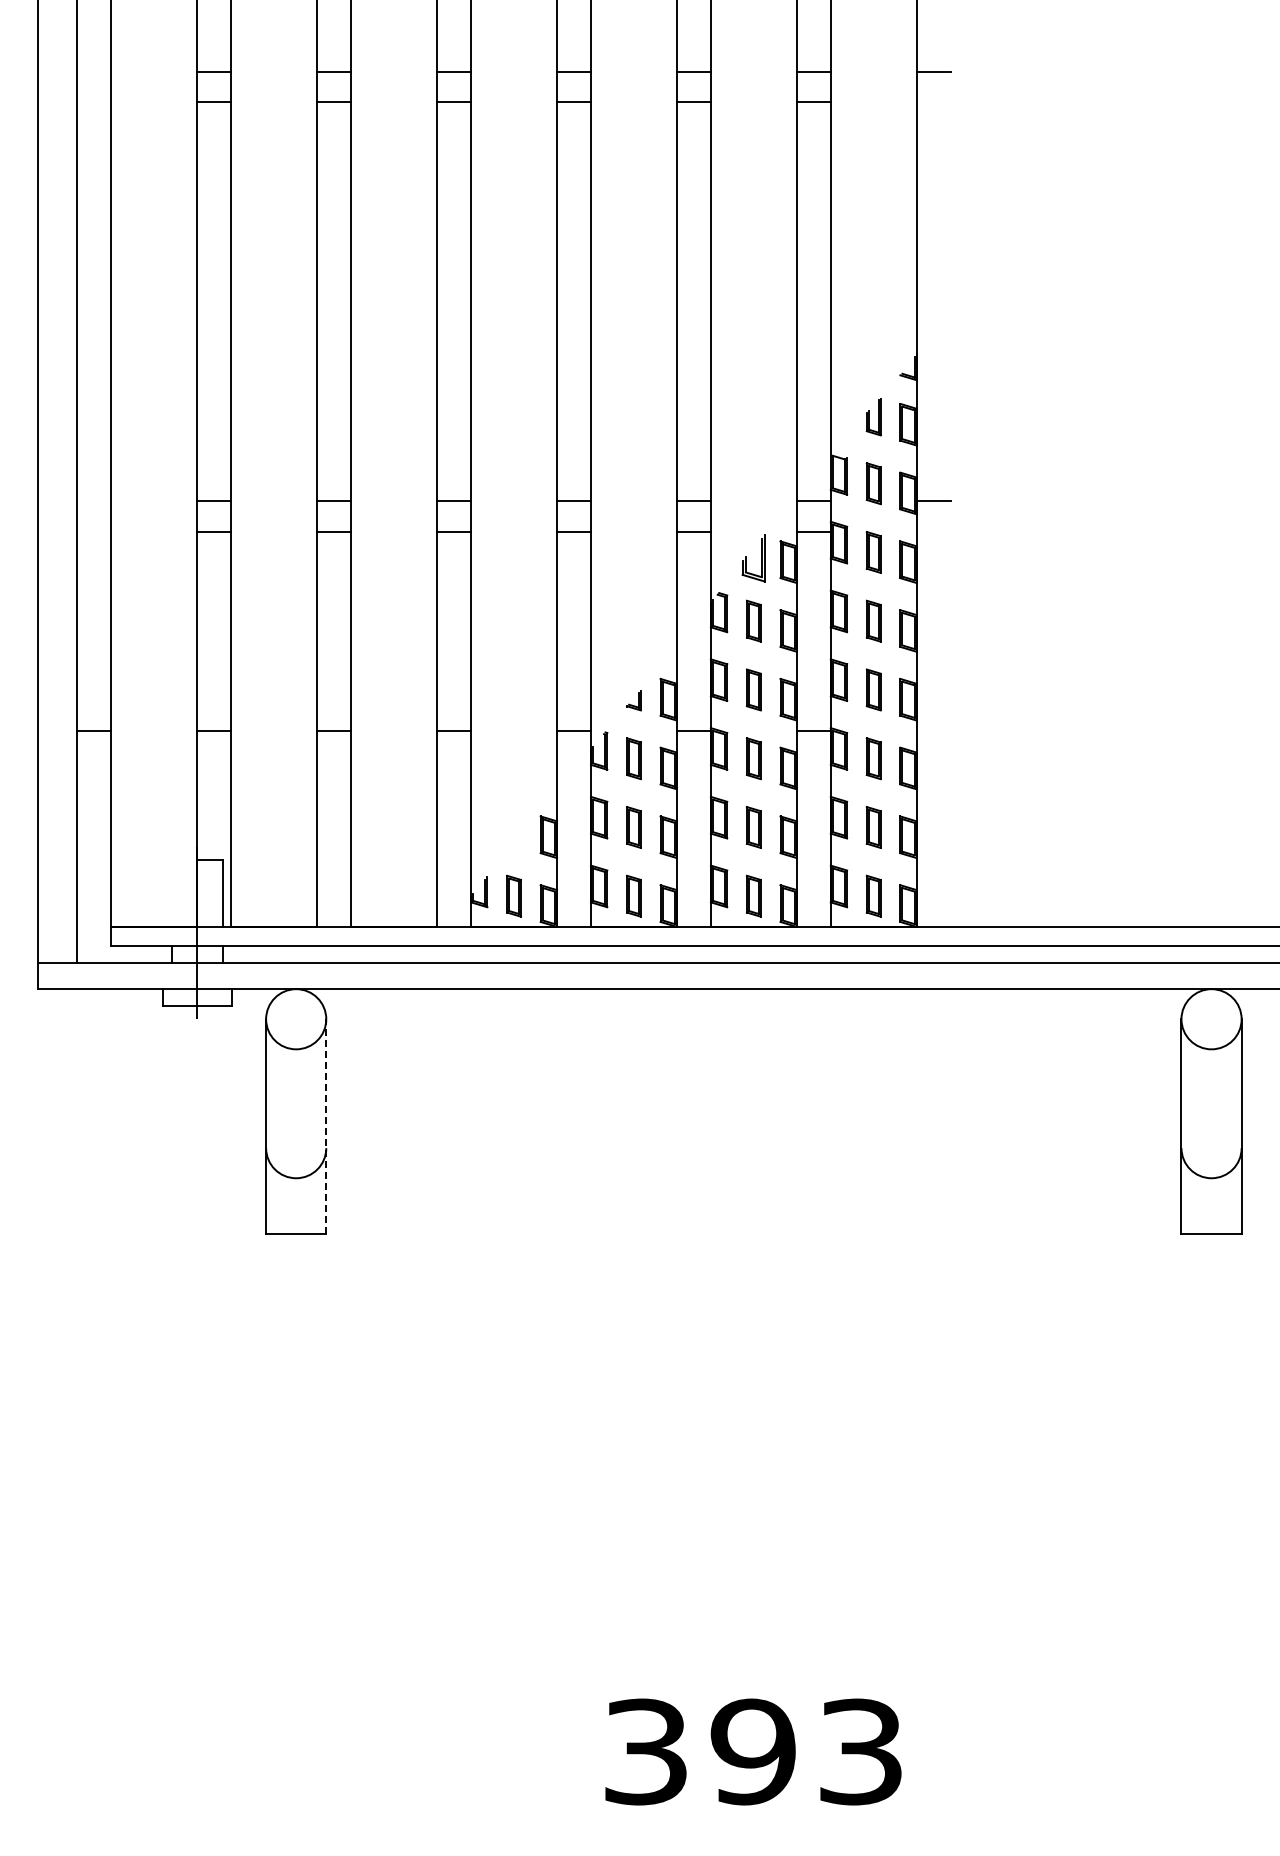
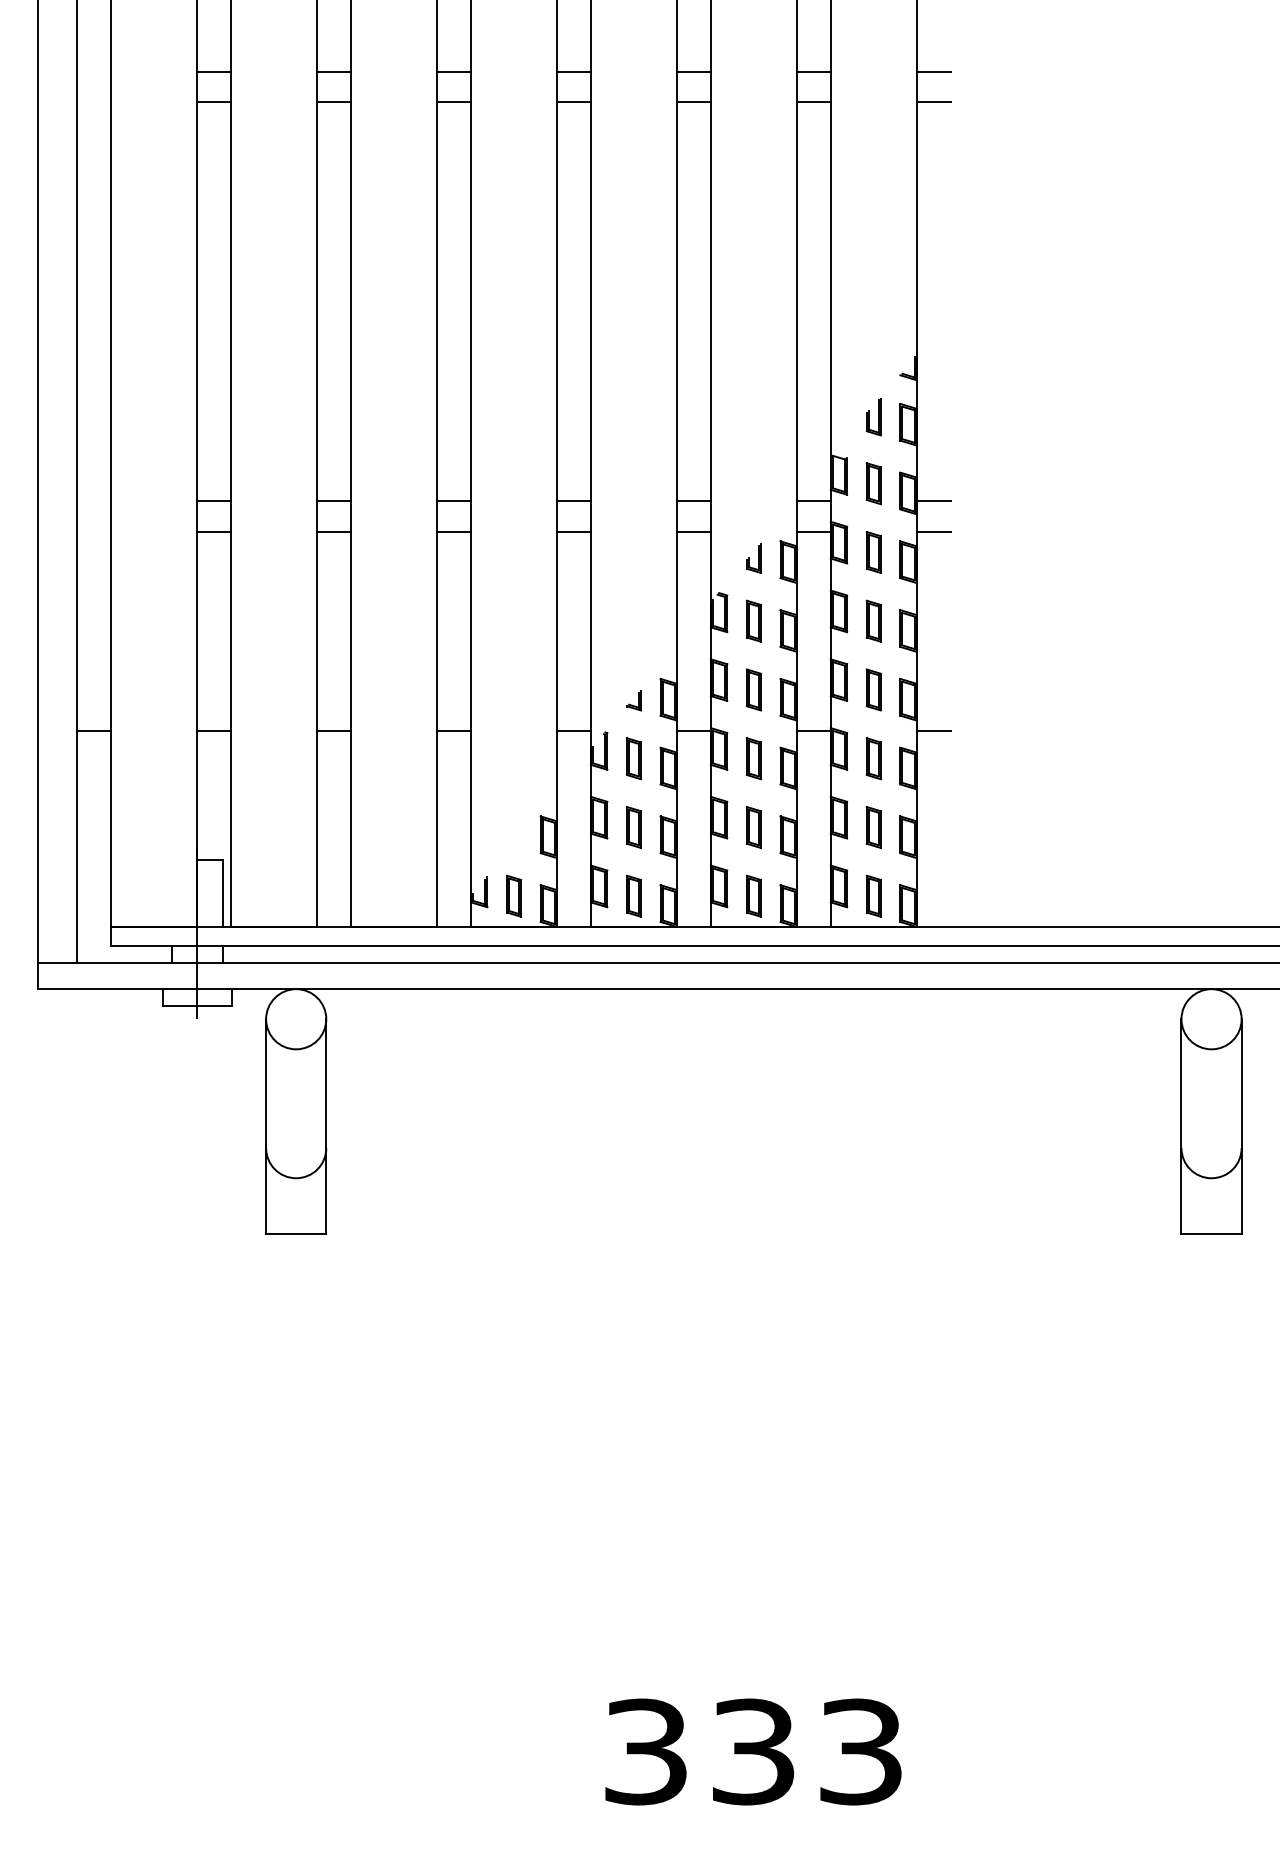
line: none -> present (933, 101)
line: none -> present (933, 531)
part size: 25x49 px -> 16x31 px (753, 558)
line: none -> present (933, 731)
line: dashed -> solid (326, 1126)
text: 393 -> 333 (752, 1751)
